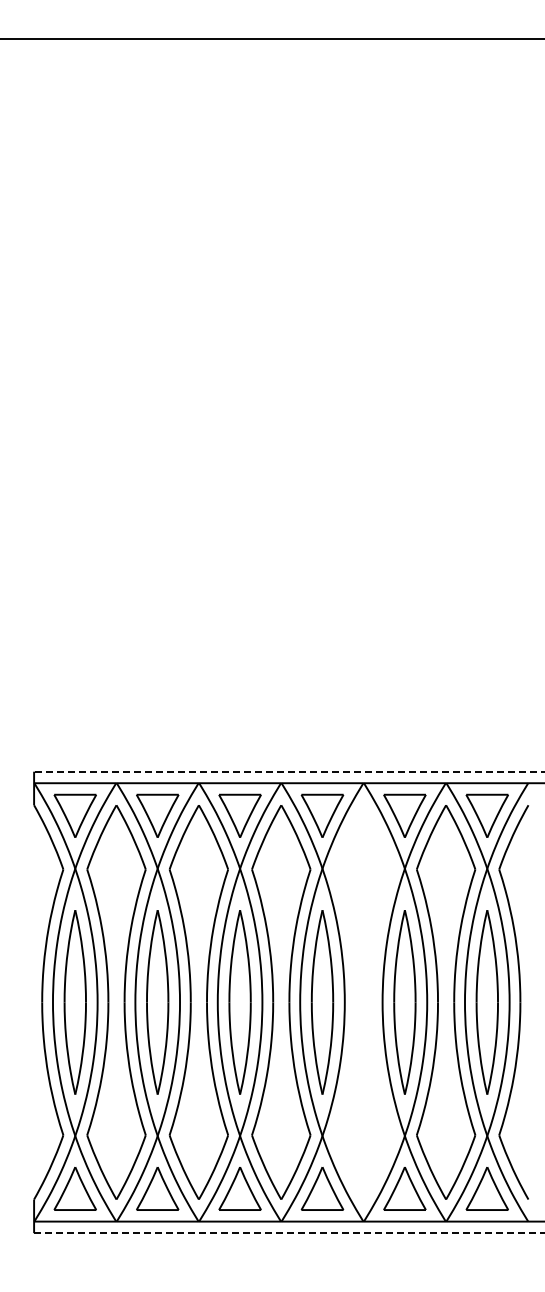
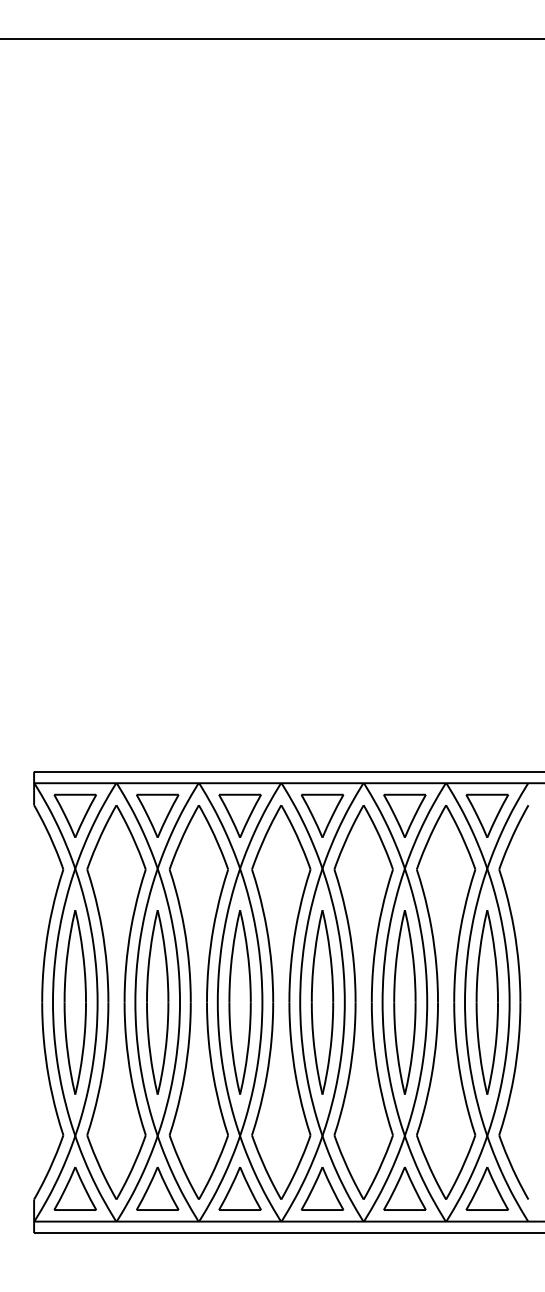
line: dashed -> solid (289, 771)
part: none -> present (363, 1002)
line: dashed -> solid (290, 1233)
